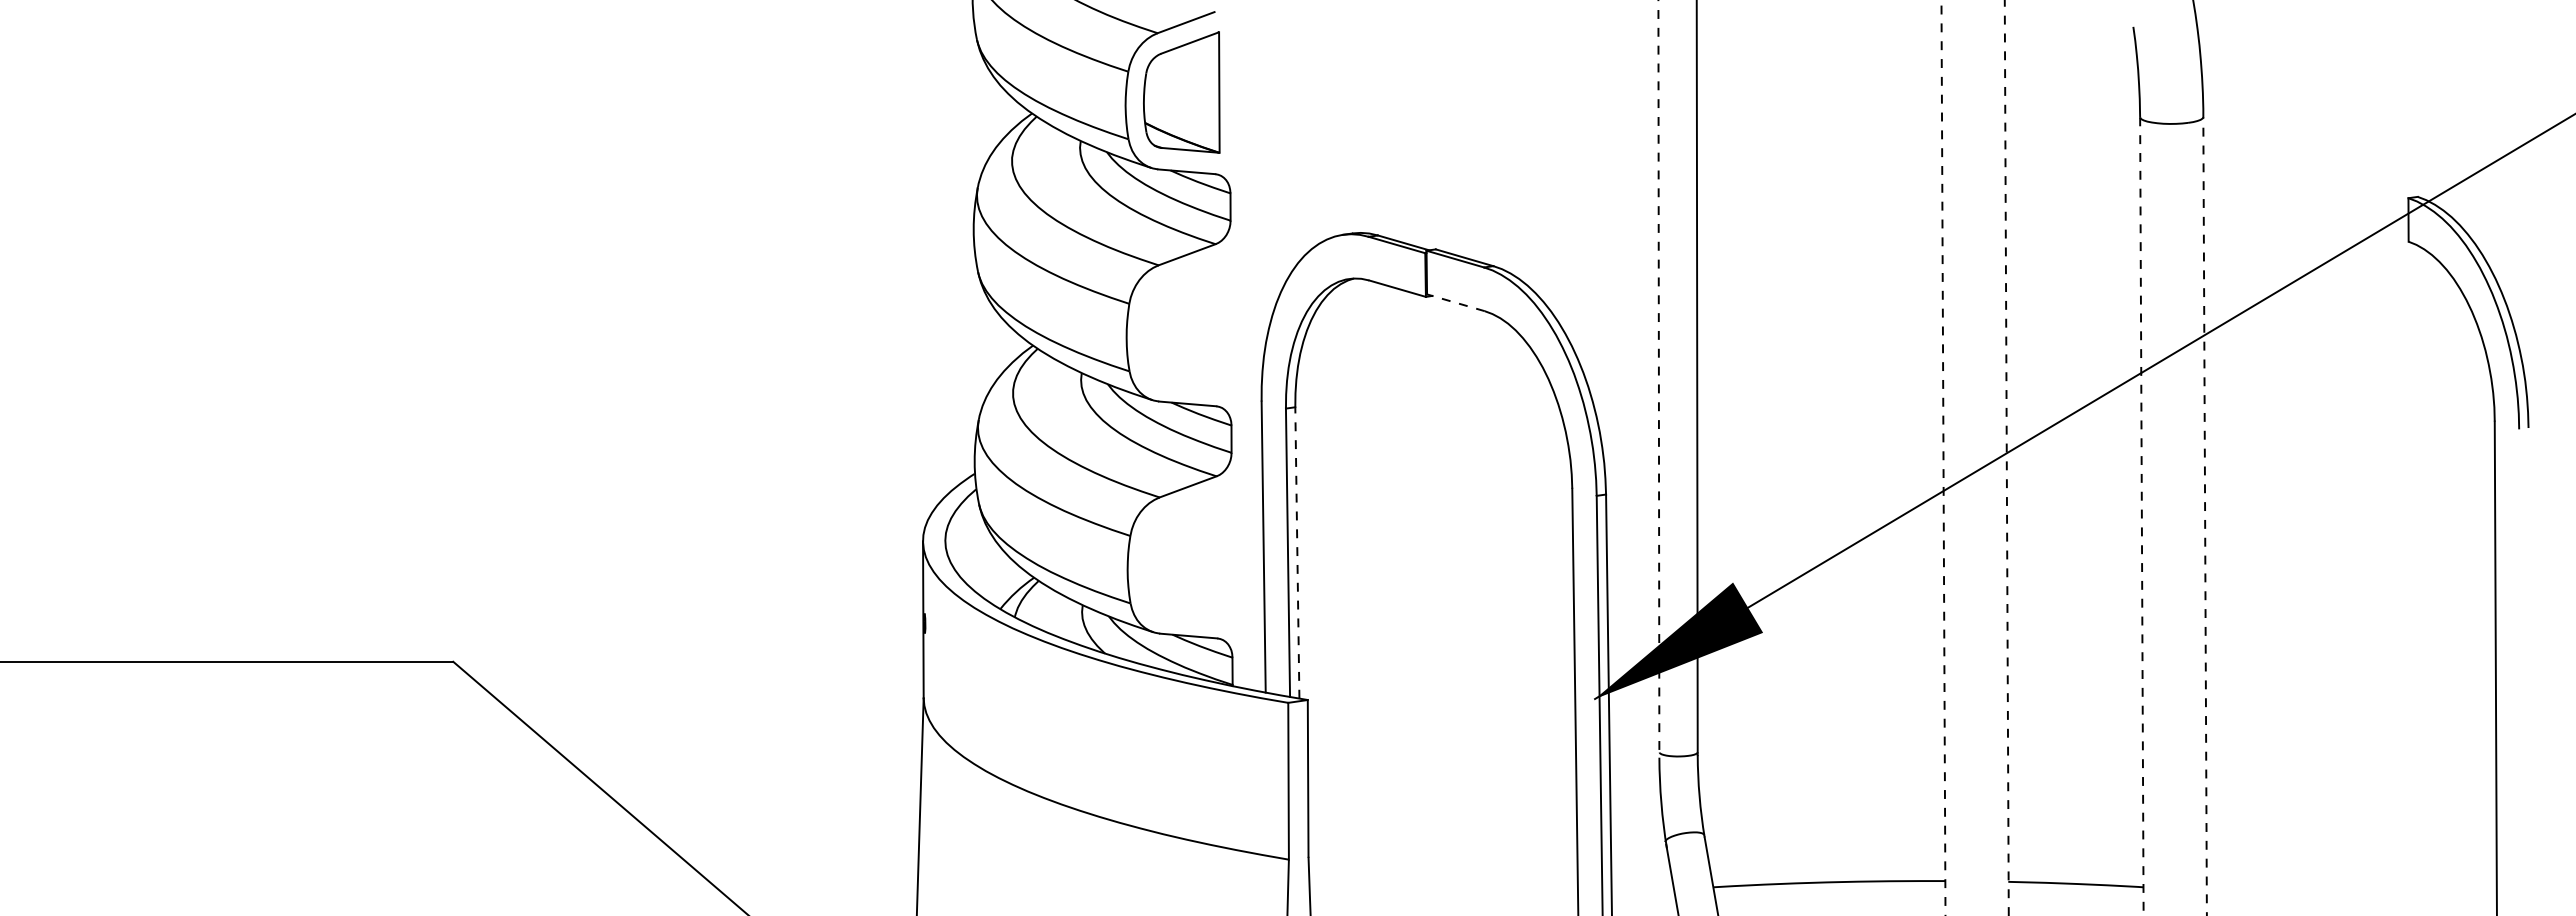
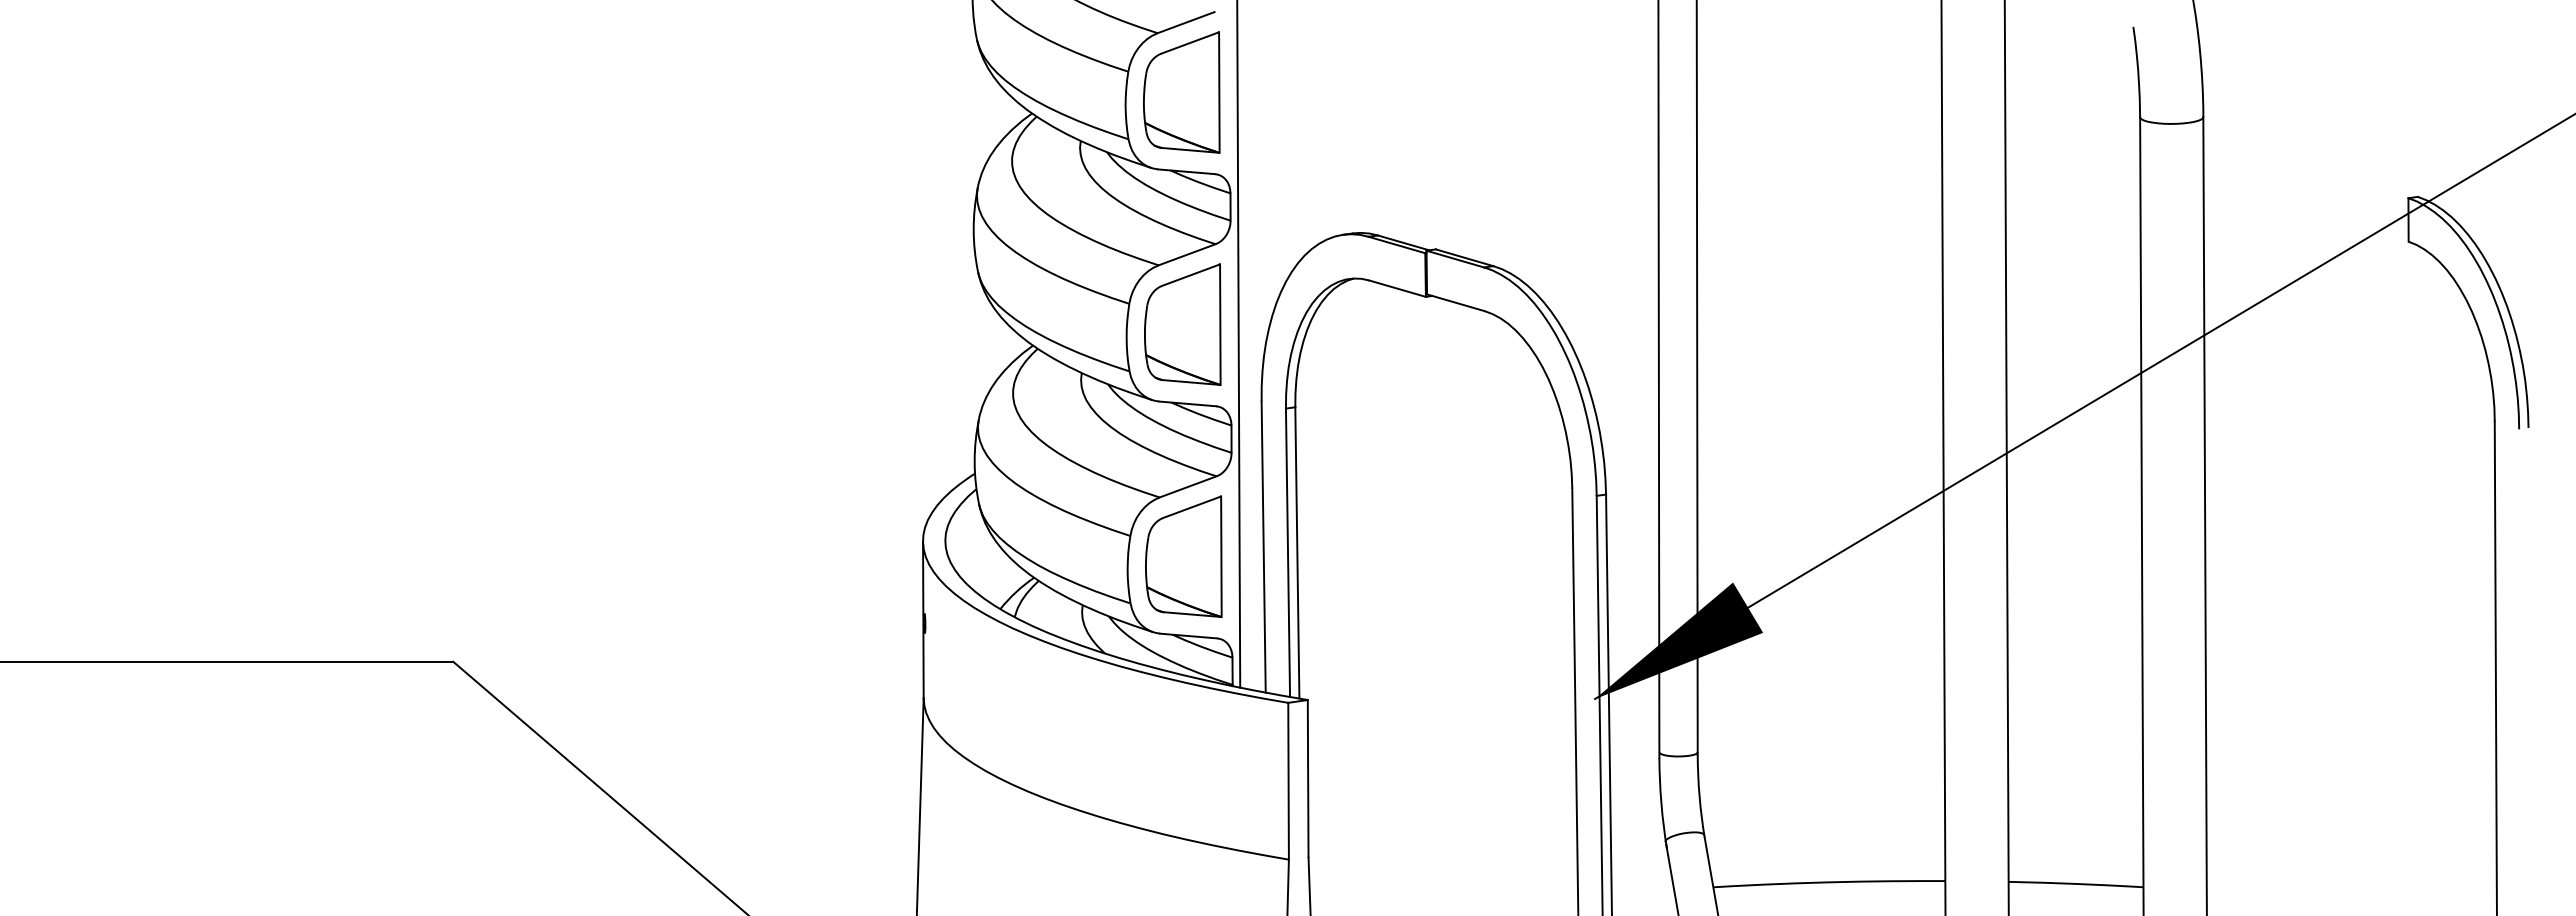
line: dashed -> solid (1455, 302)
part: none -> present (1182, 324)
line: none -> present (1238, 344)
line: dashed -> solid (1658, 379)
line: dashed -> solid (1943, 458)
line: dashed -> solid (2006, 458)
line: dashed -> solid (2205, 515)
line: dashed -> solid (2141, 516)
line: dashed -> solid (1297, 552)
part: none -> present (1183, 556)
